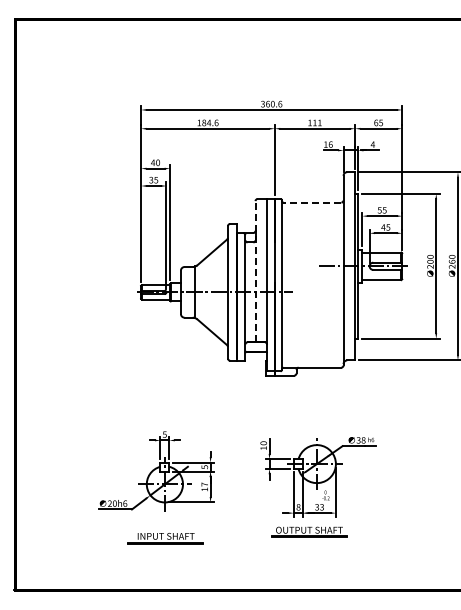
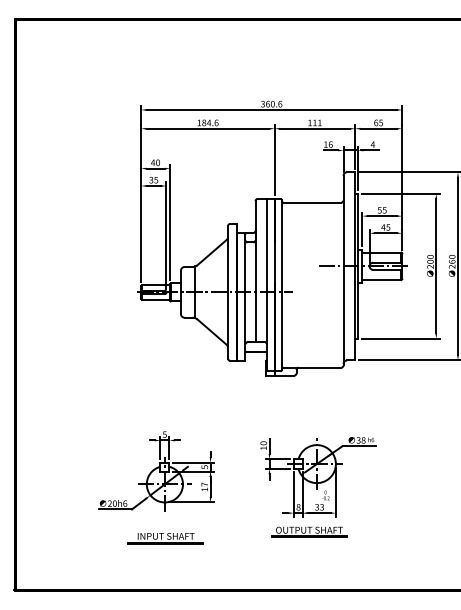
line: dashed -> solid (312, 202)
line: dashed -> solid (255, 271)
